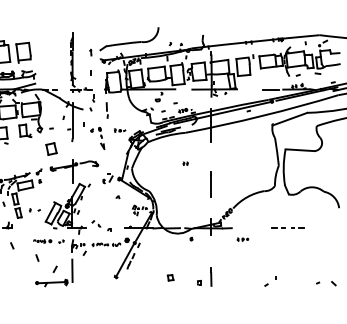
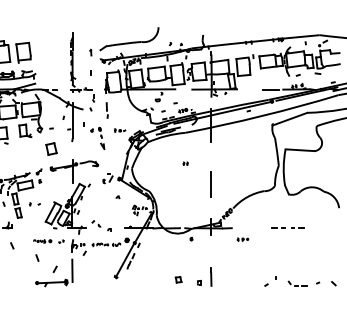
part position: (34, 210) -> (34, 204) (34, 204)
part position: (170, 277) -> (178, 279) (178, 279)
part: none -> present (297, 283)
